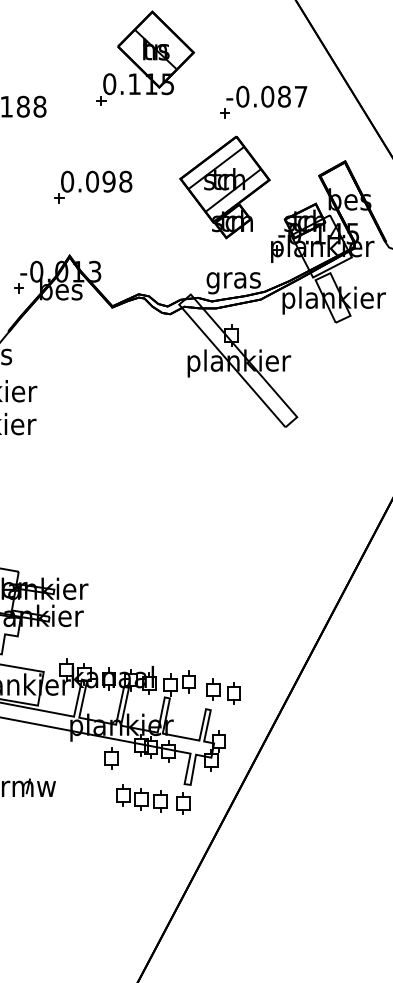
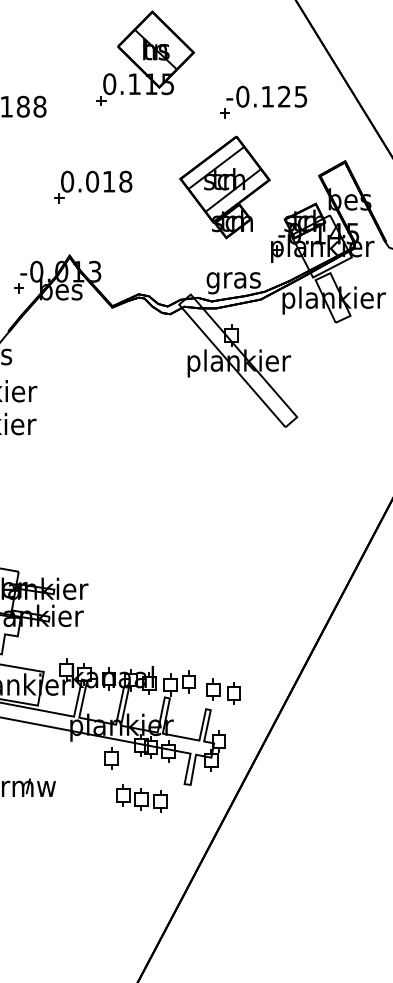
text: -0.087 -> -0.125 (284, 96)
text: 0.098 -> 0.018 (108, 181)
part: present -> none (183, 803)
